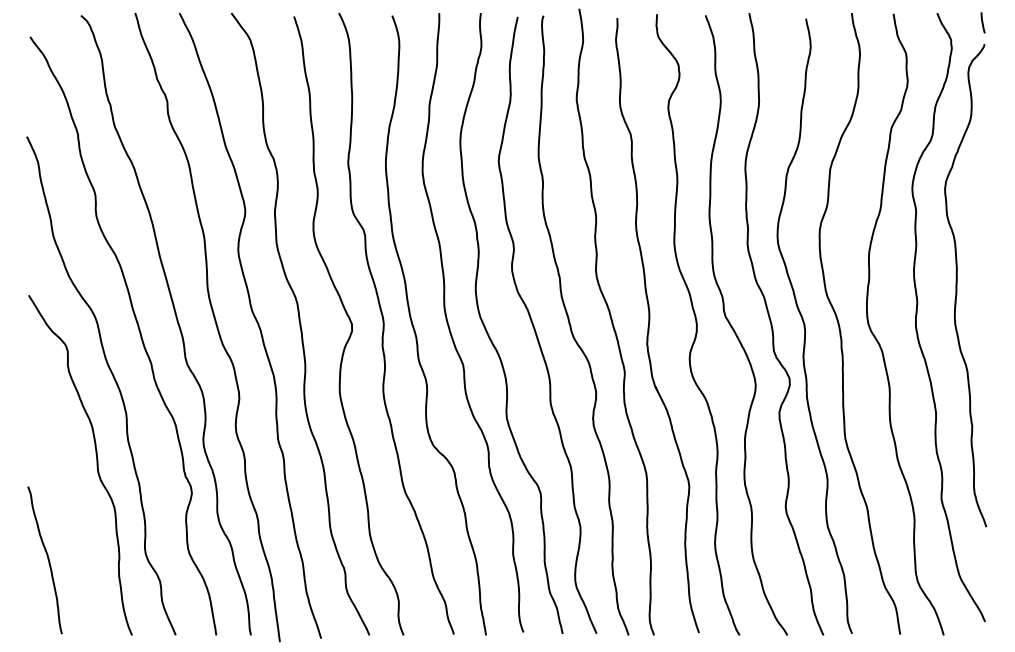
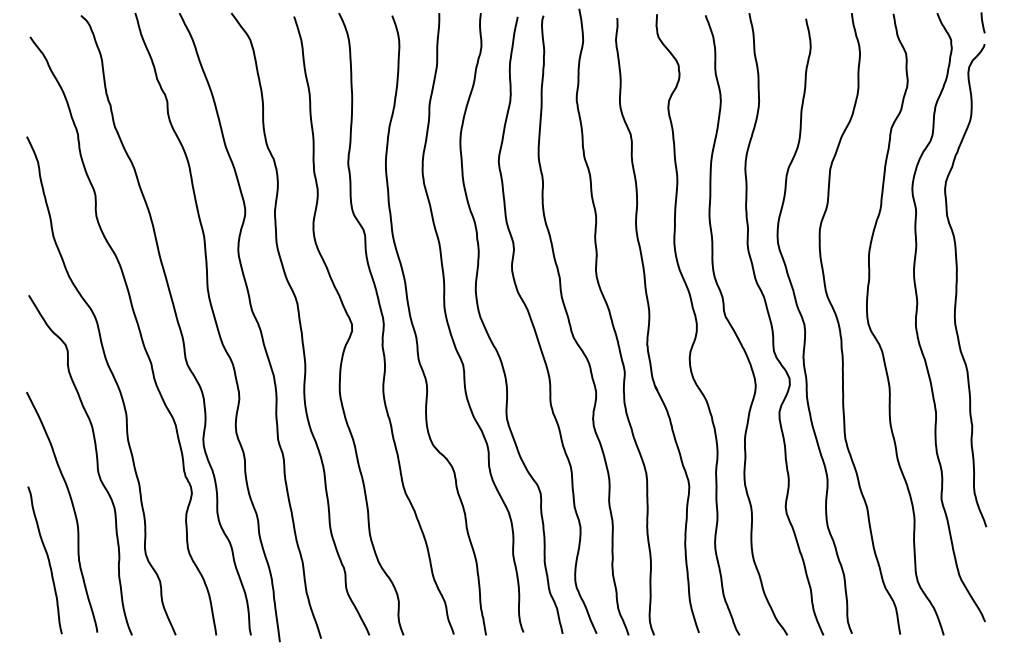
curve: none -> present (72, 508)
